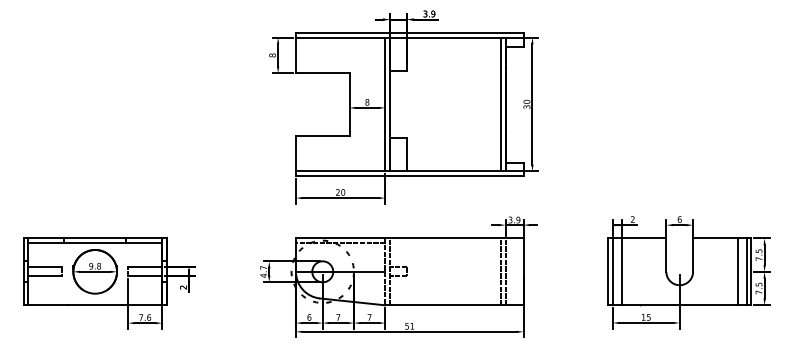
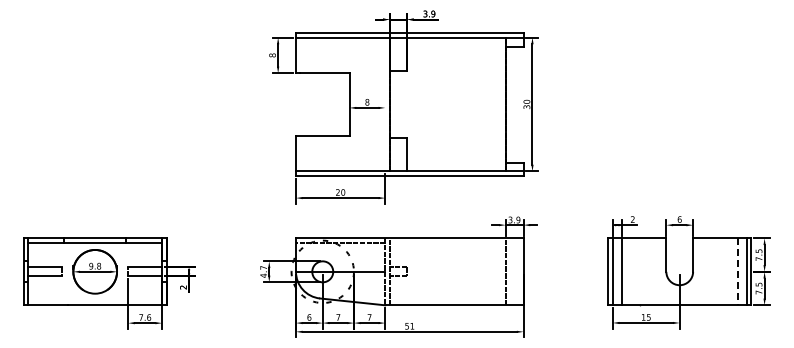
line: present -> none (385, 104)
line: present -> none (501, 104)
line: present -> none (501, 271)
line: solid -> dashed (737, 272)
